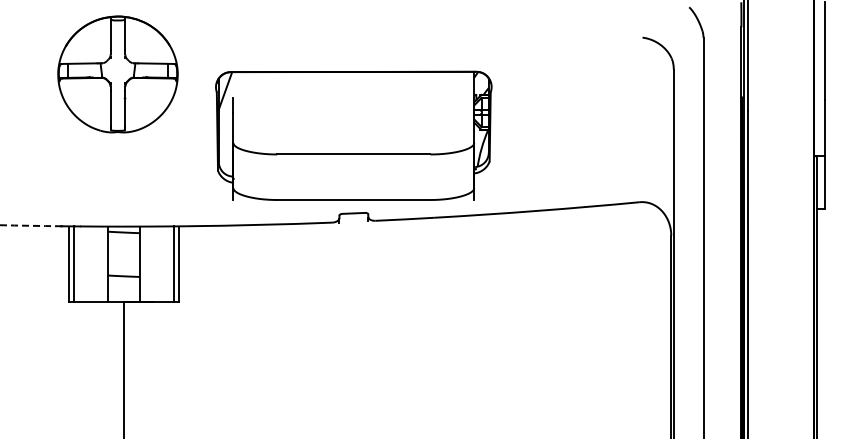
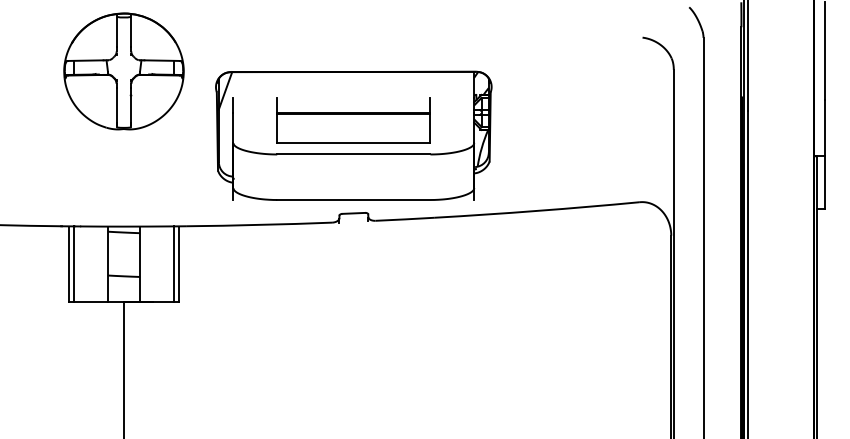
part position: (117, 74) -> (123, 71) (123, 71)
part: none -> present (353, 120)
arc: dashed -> solid (30, 225)
